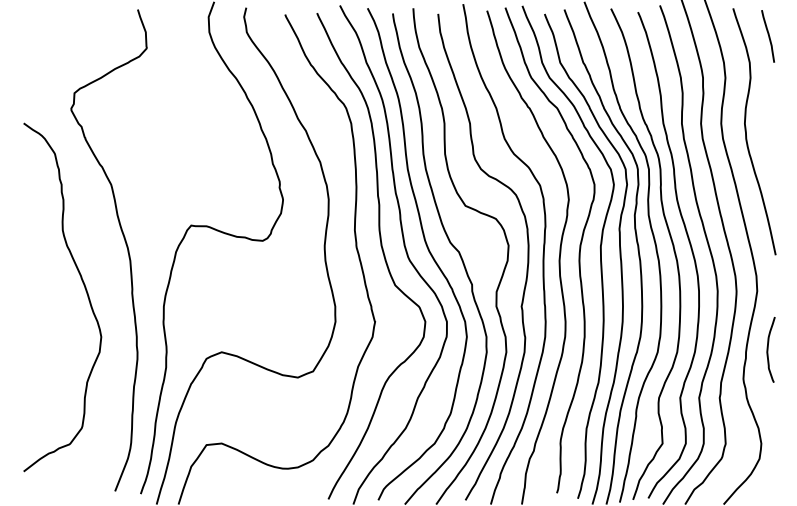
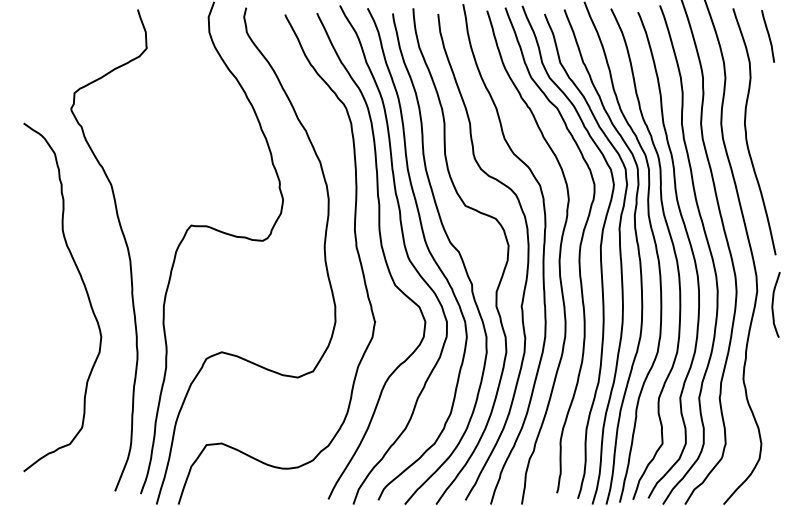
curve position: (768, 349) -> (773, 304) (773, 304)
